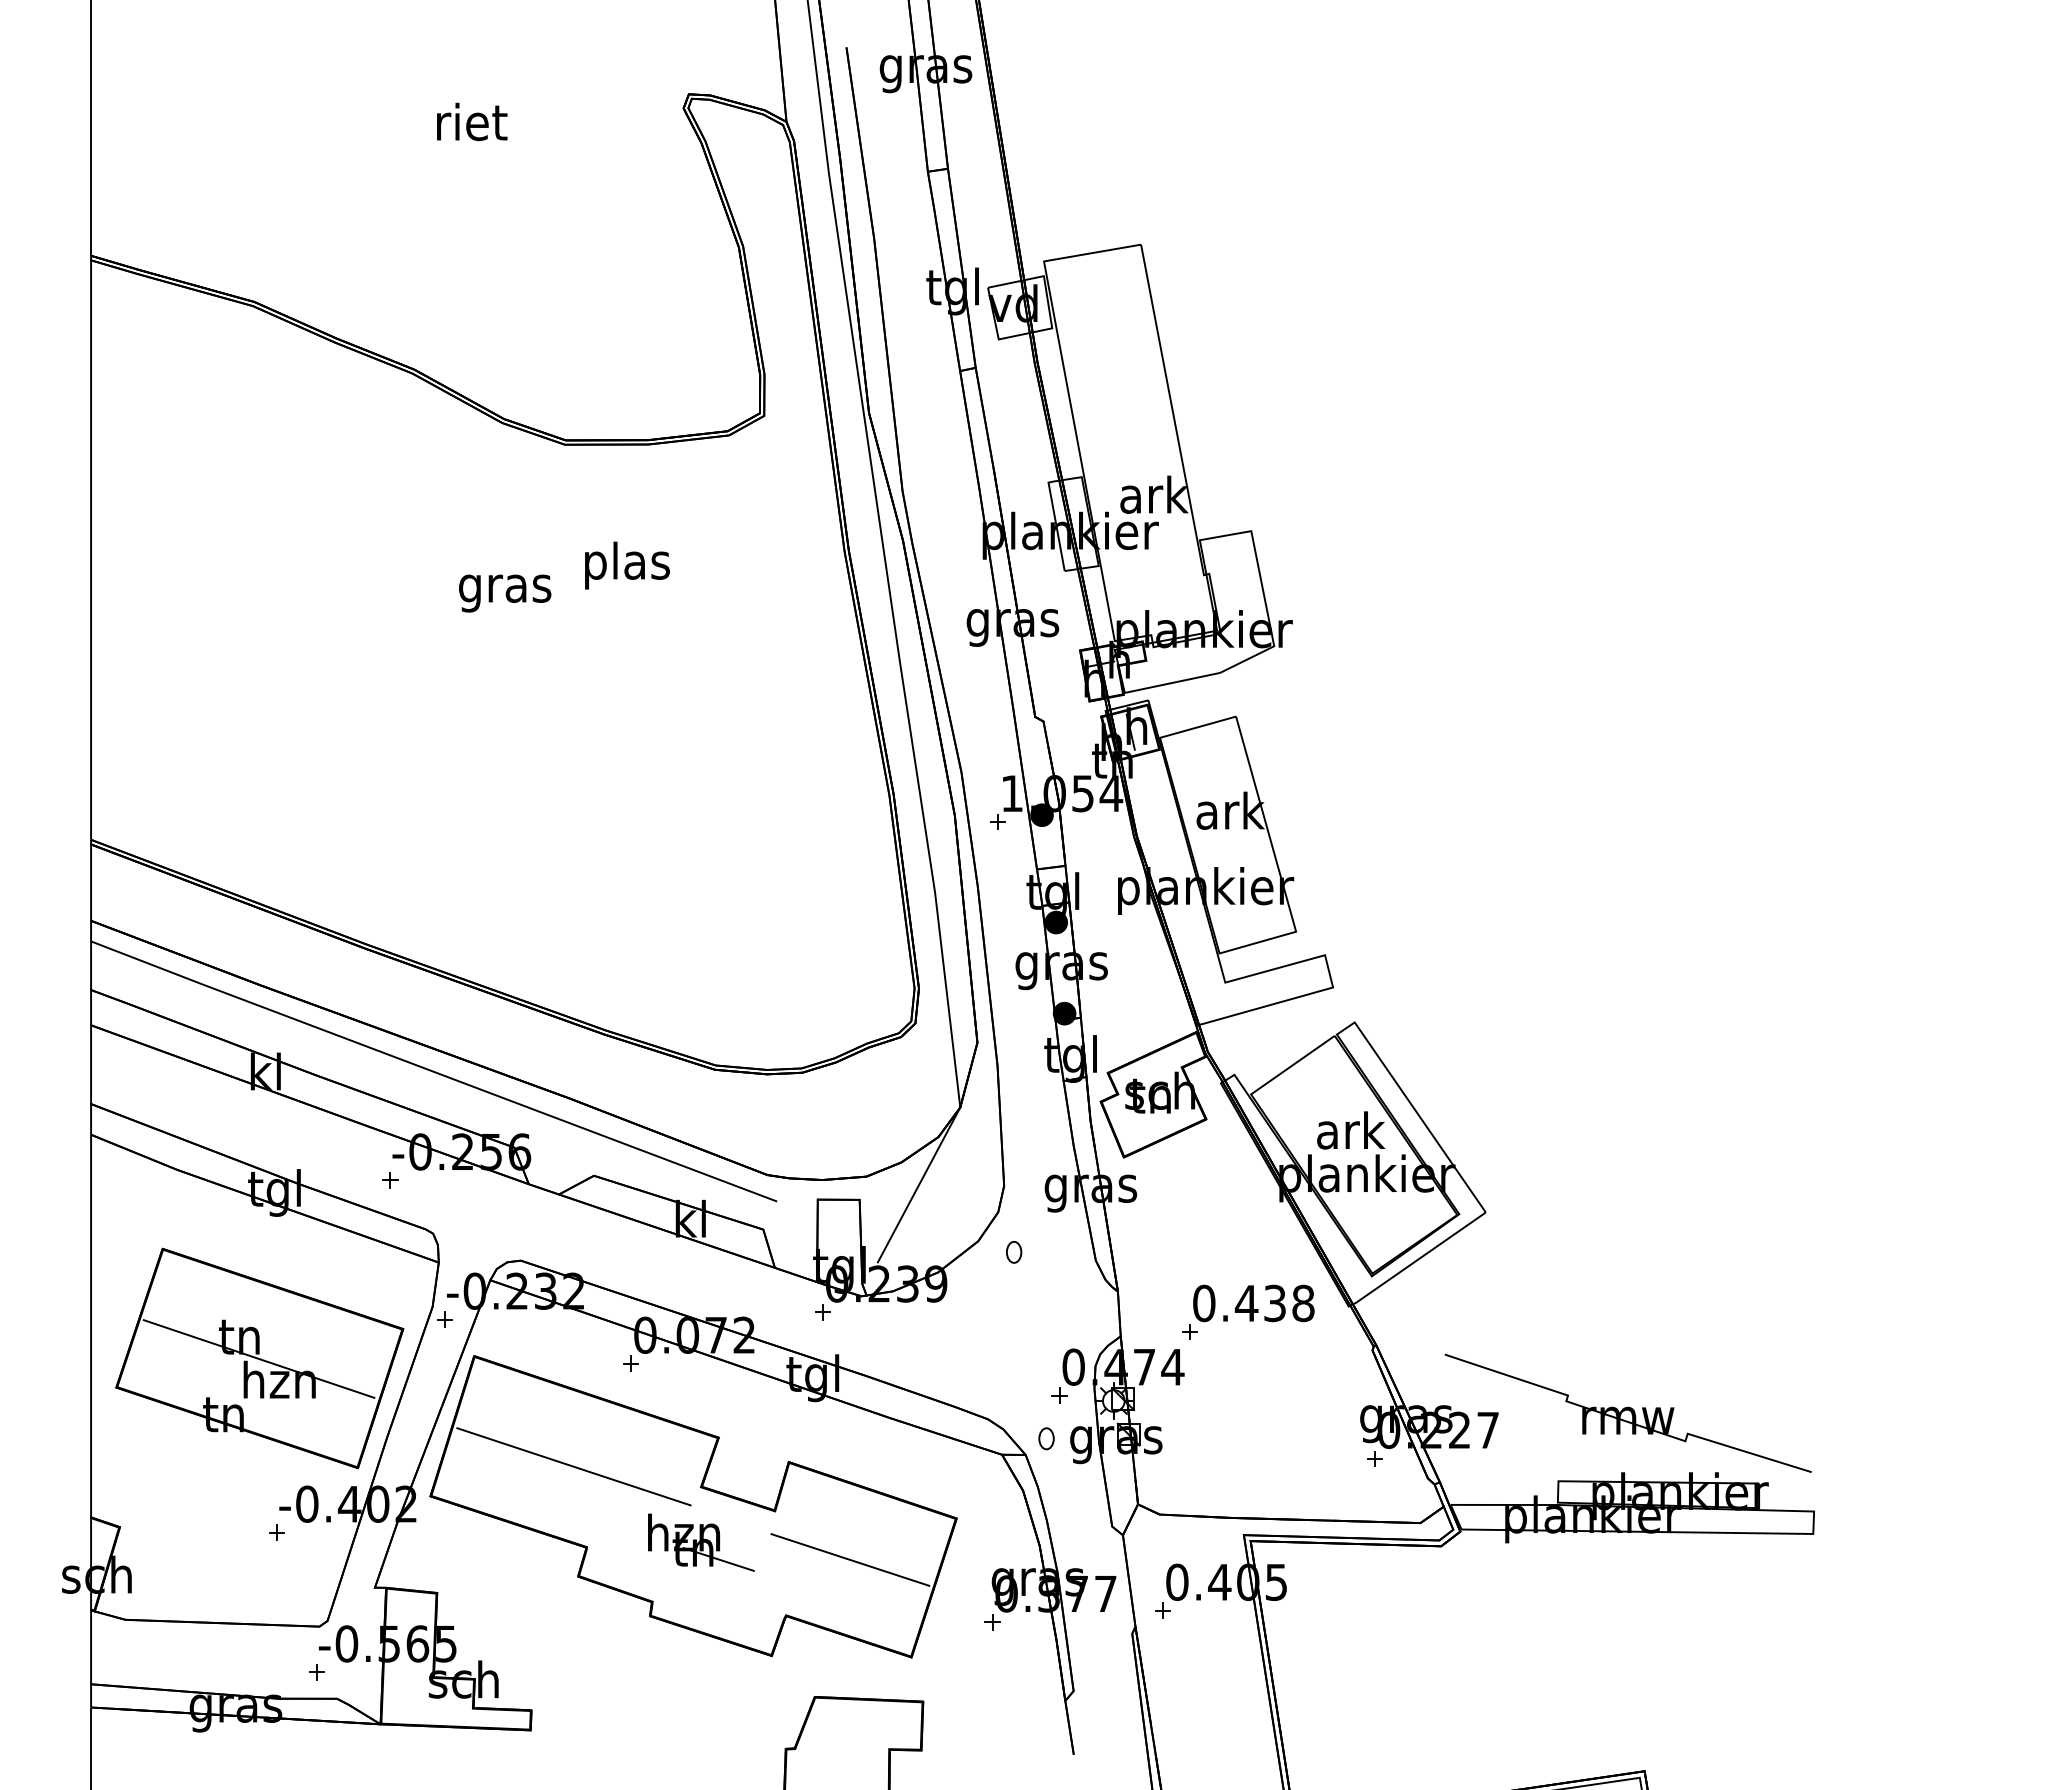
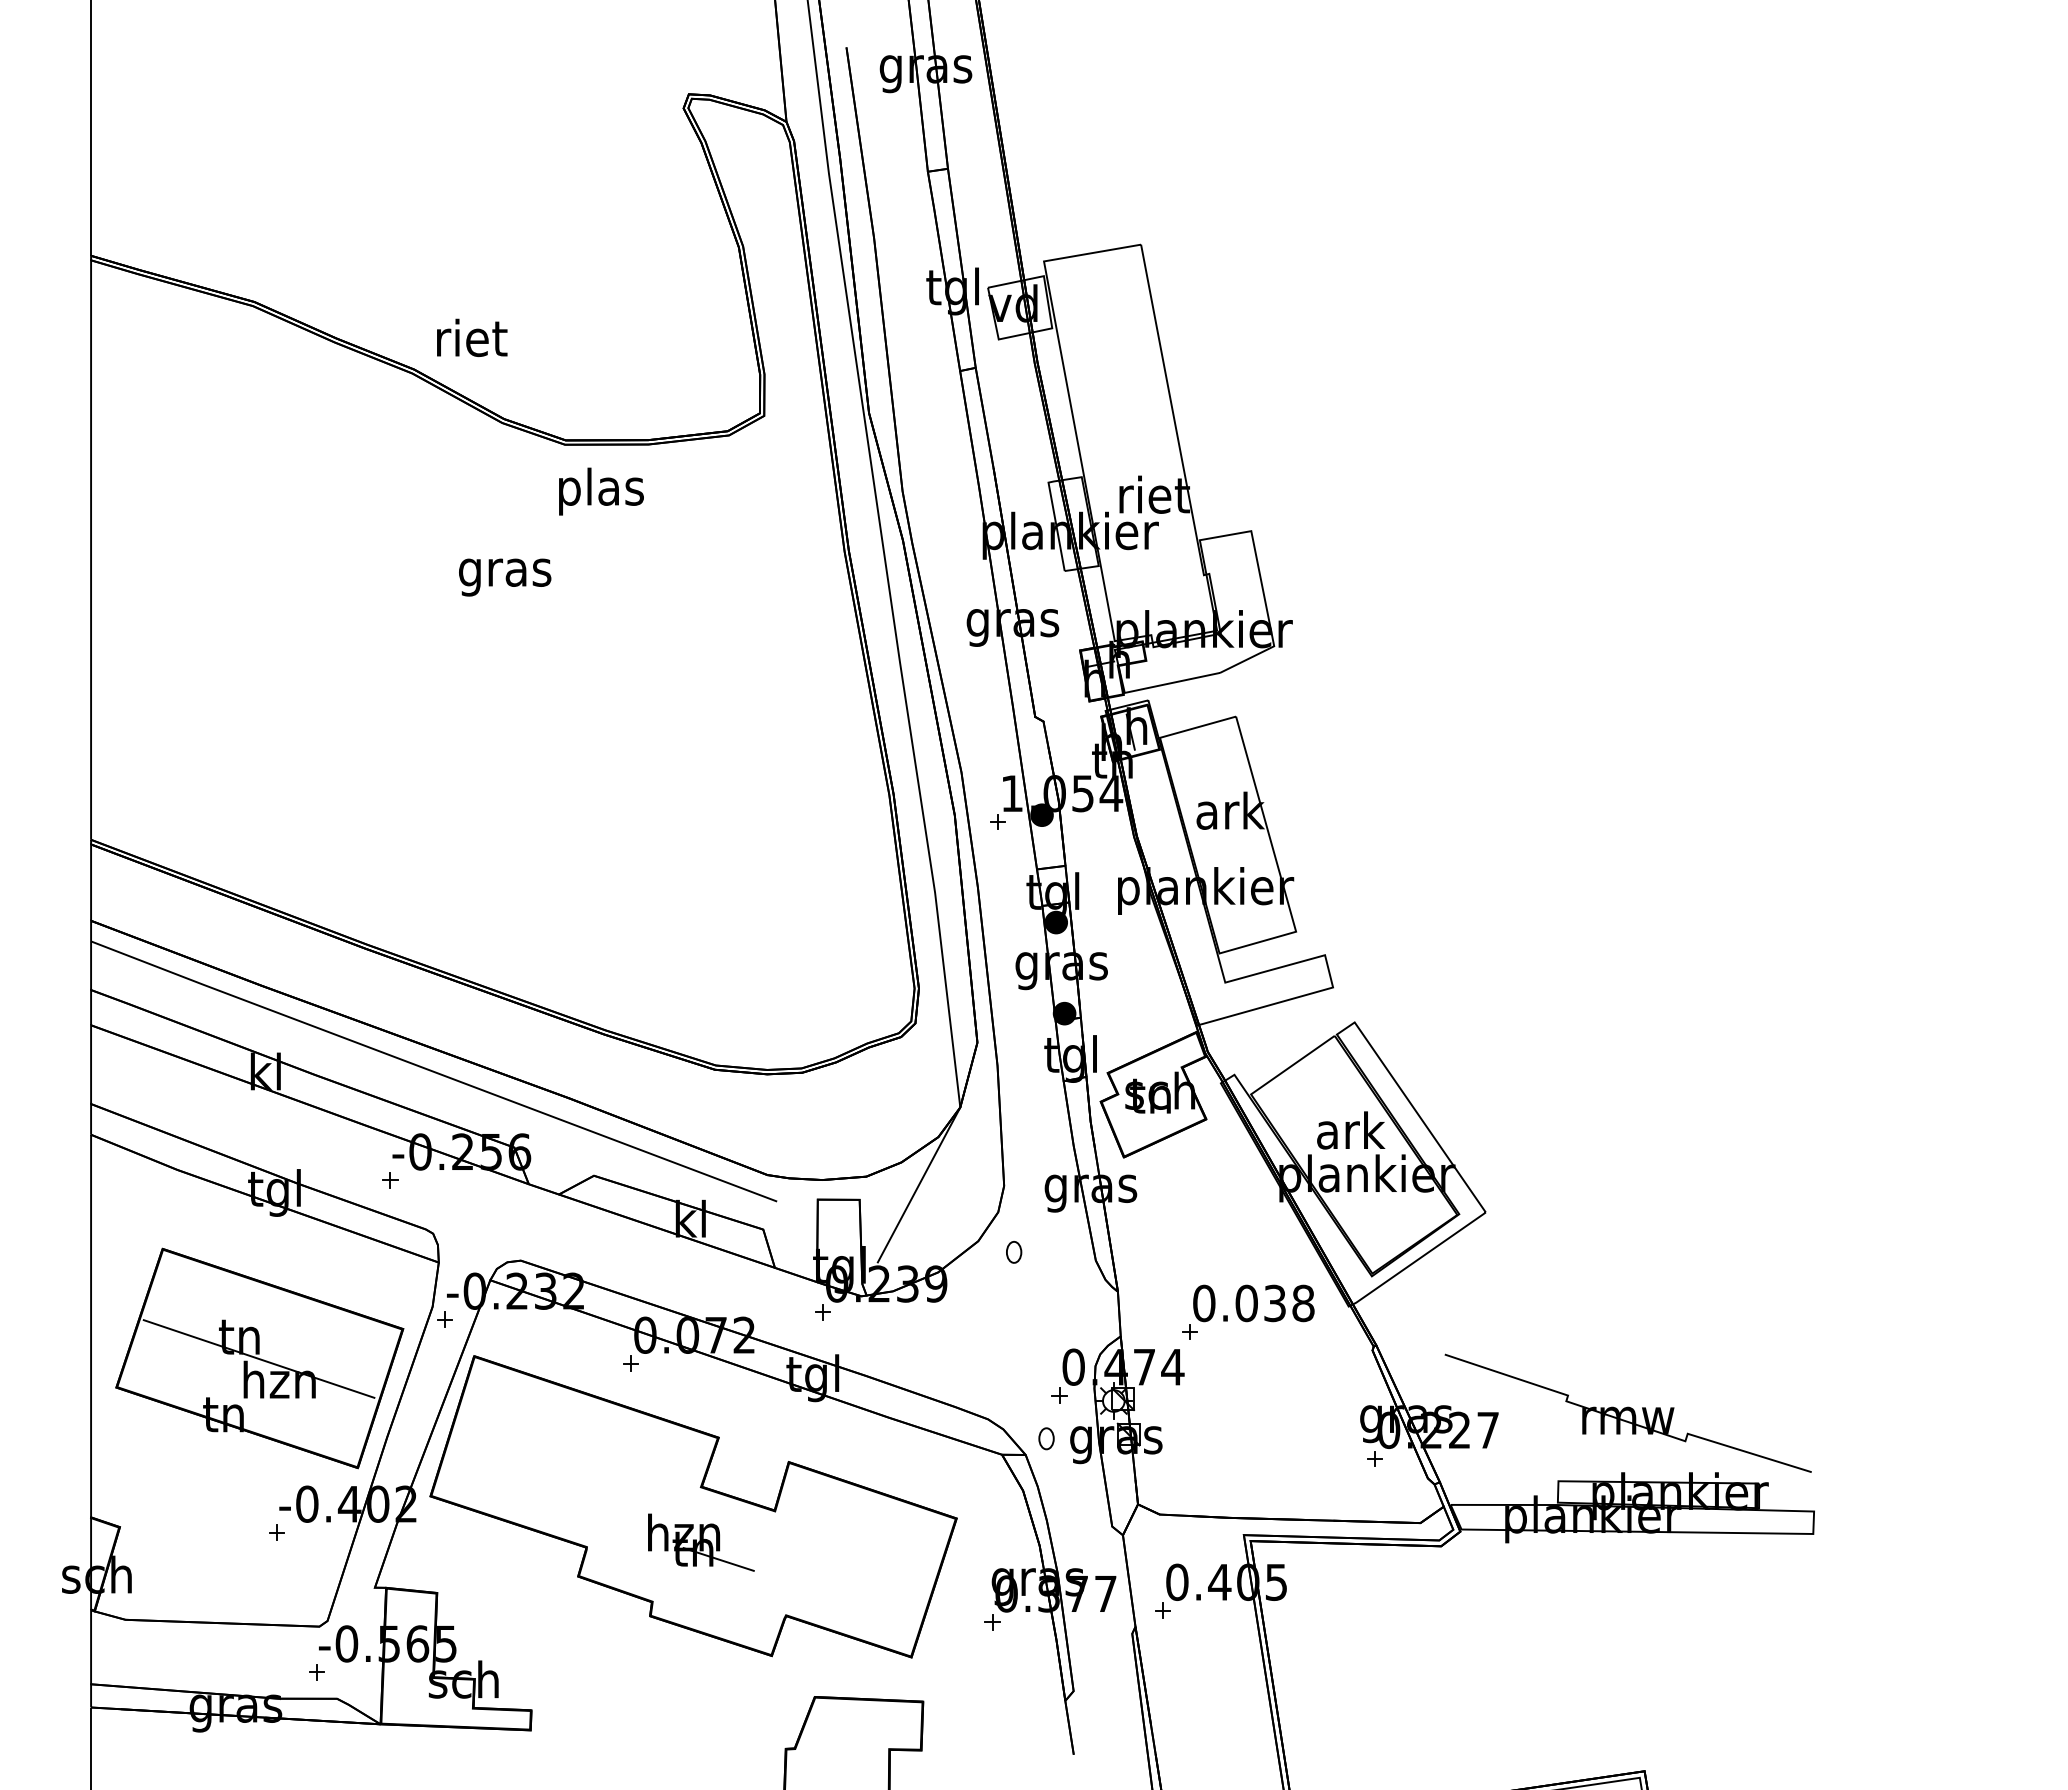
text position: (472, 121) -> (472, 337) (472, 337)
text: ark -> riet (1154, 494)
text position: (627, 565) -> (601, 491) (601, 491)
text position: (505, 593) -> (505, 577) (505, 577)
text: 0.438 -> 0.038 (1246, 1303)
line: present -> none (573, 1466)
line: present -> none (850, 1559)
